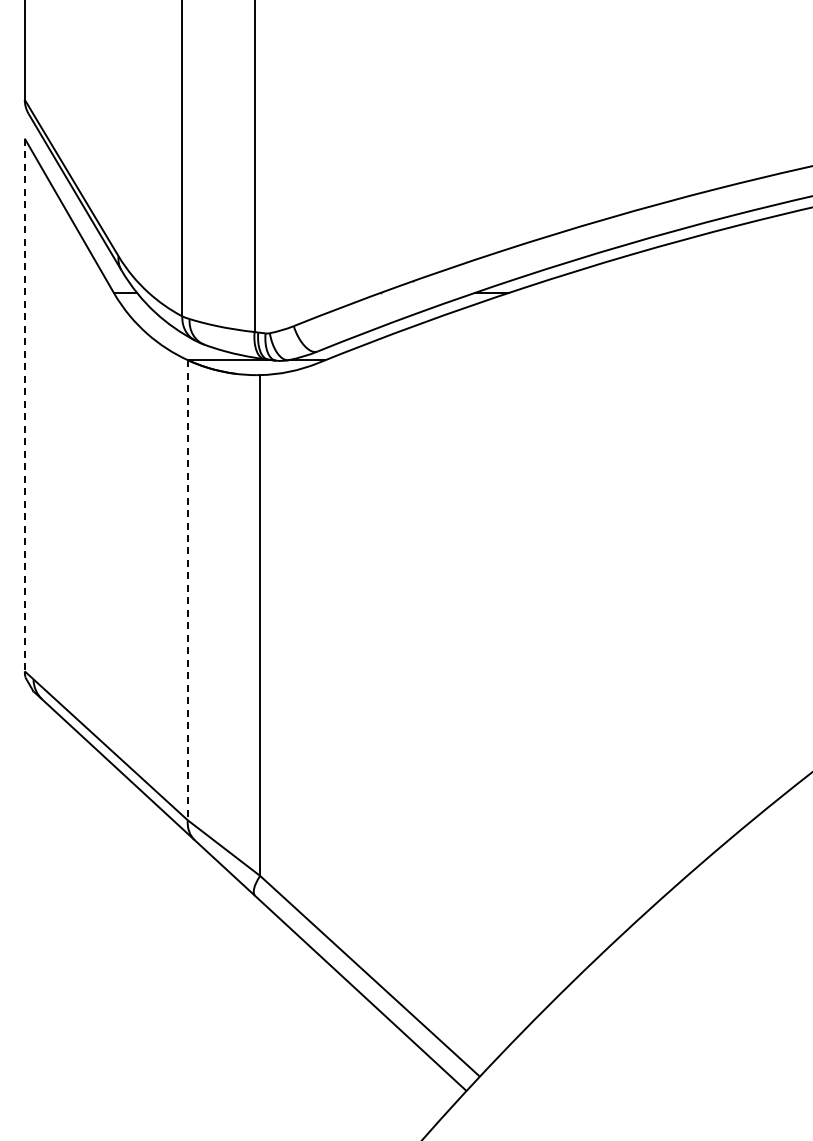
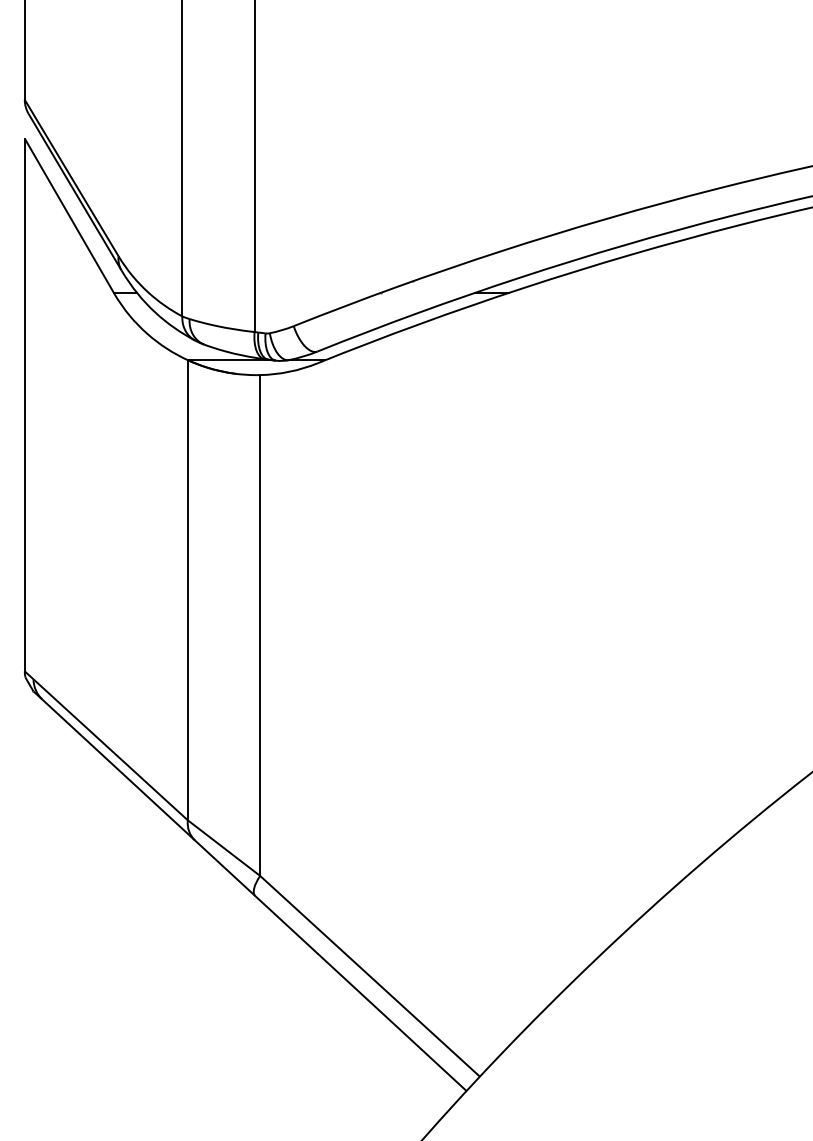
line: dashed -> solid (24, 405)
line: dashed -> solid (187, 590)
